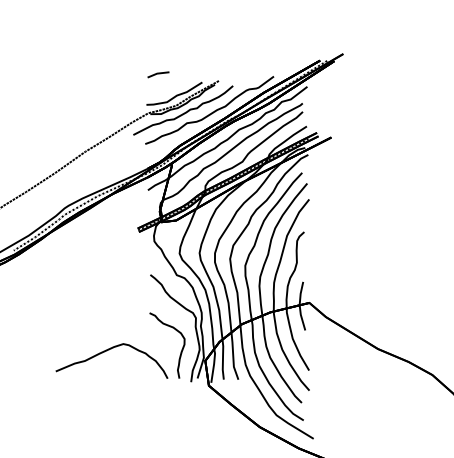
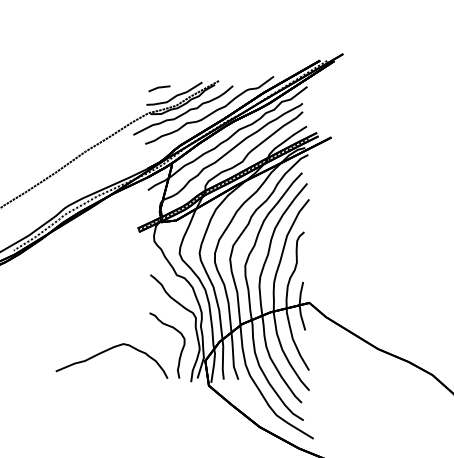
line position: (158, 74) -> (159, 88) (159, 88)
